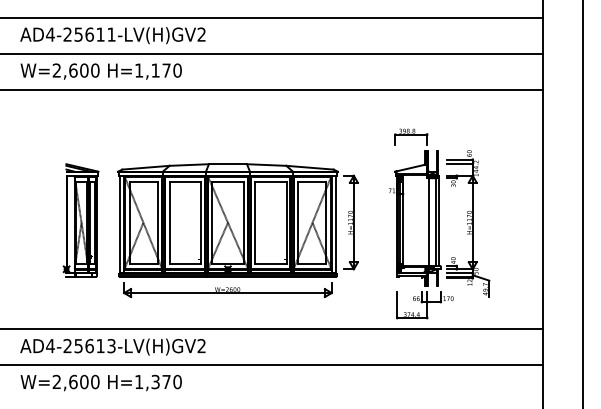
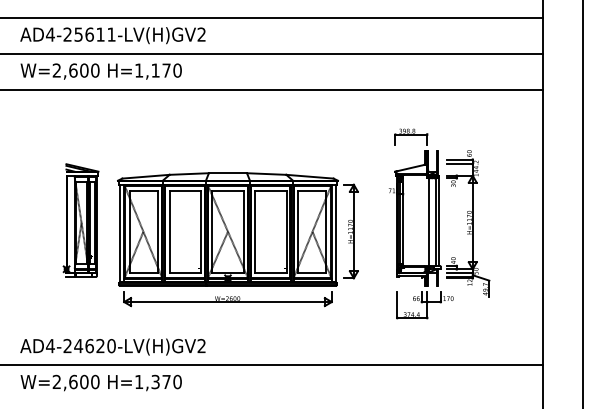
part position: (237, 230) -> (237, 239) (237, 239)
line: present -> none (272, 329)
text: AD4-25613-LV(H)GV2 -> AD4-24620-LV(H)GV2 (94, 346)
